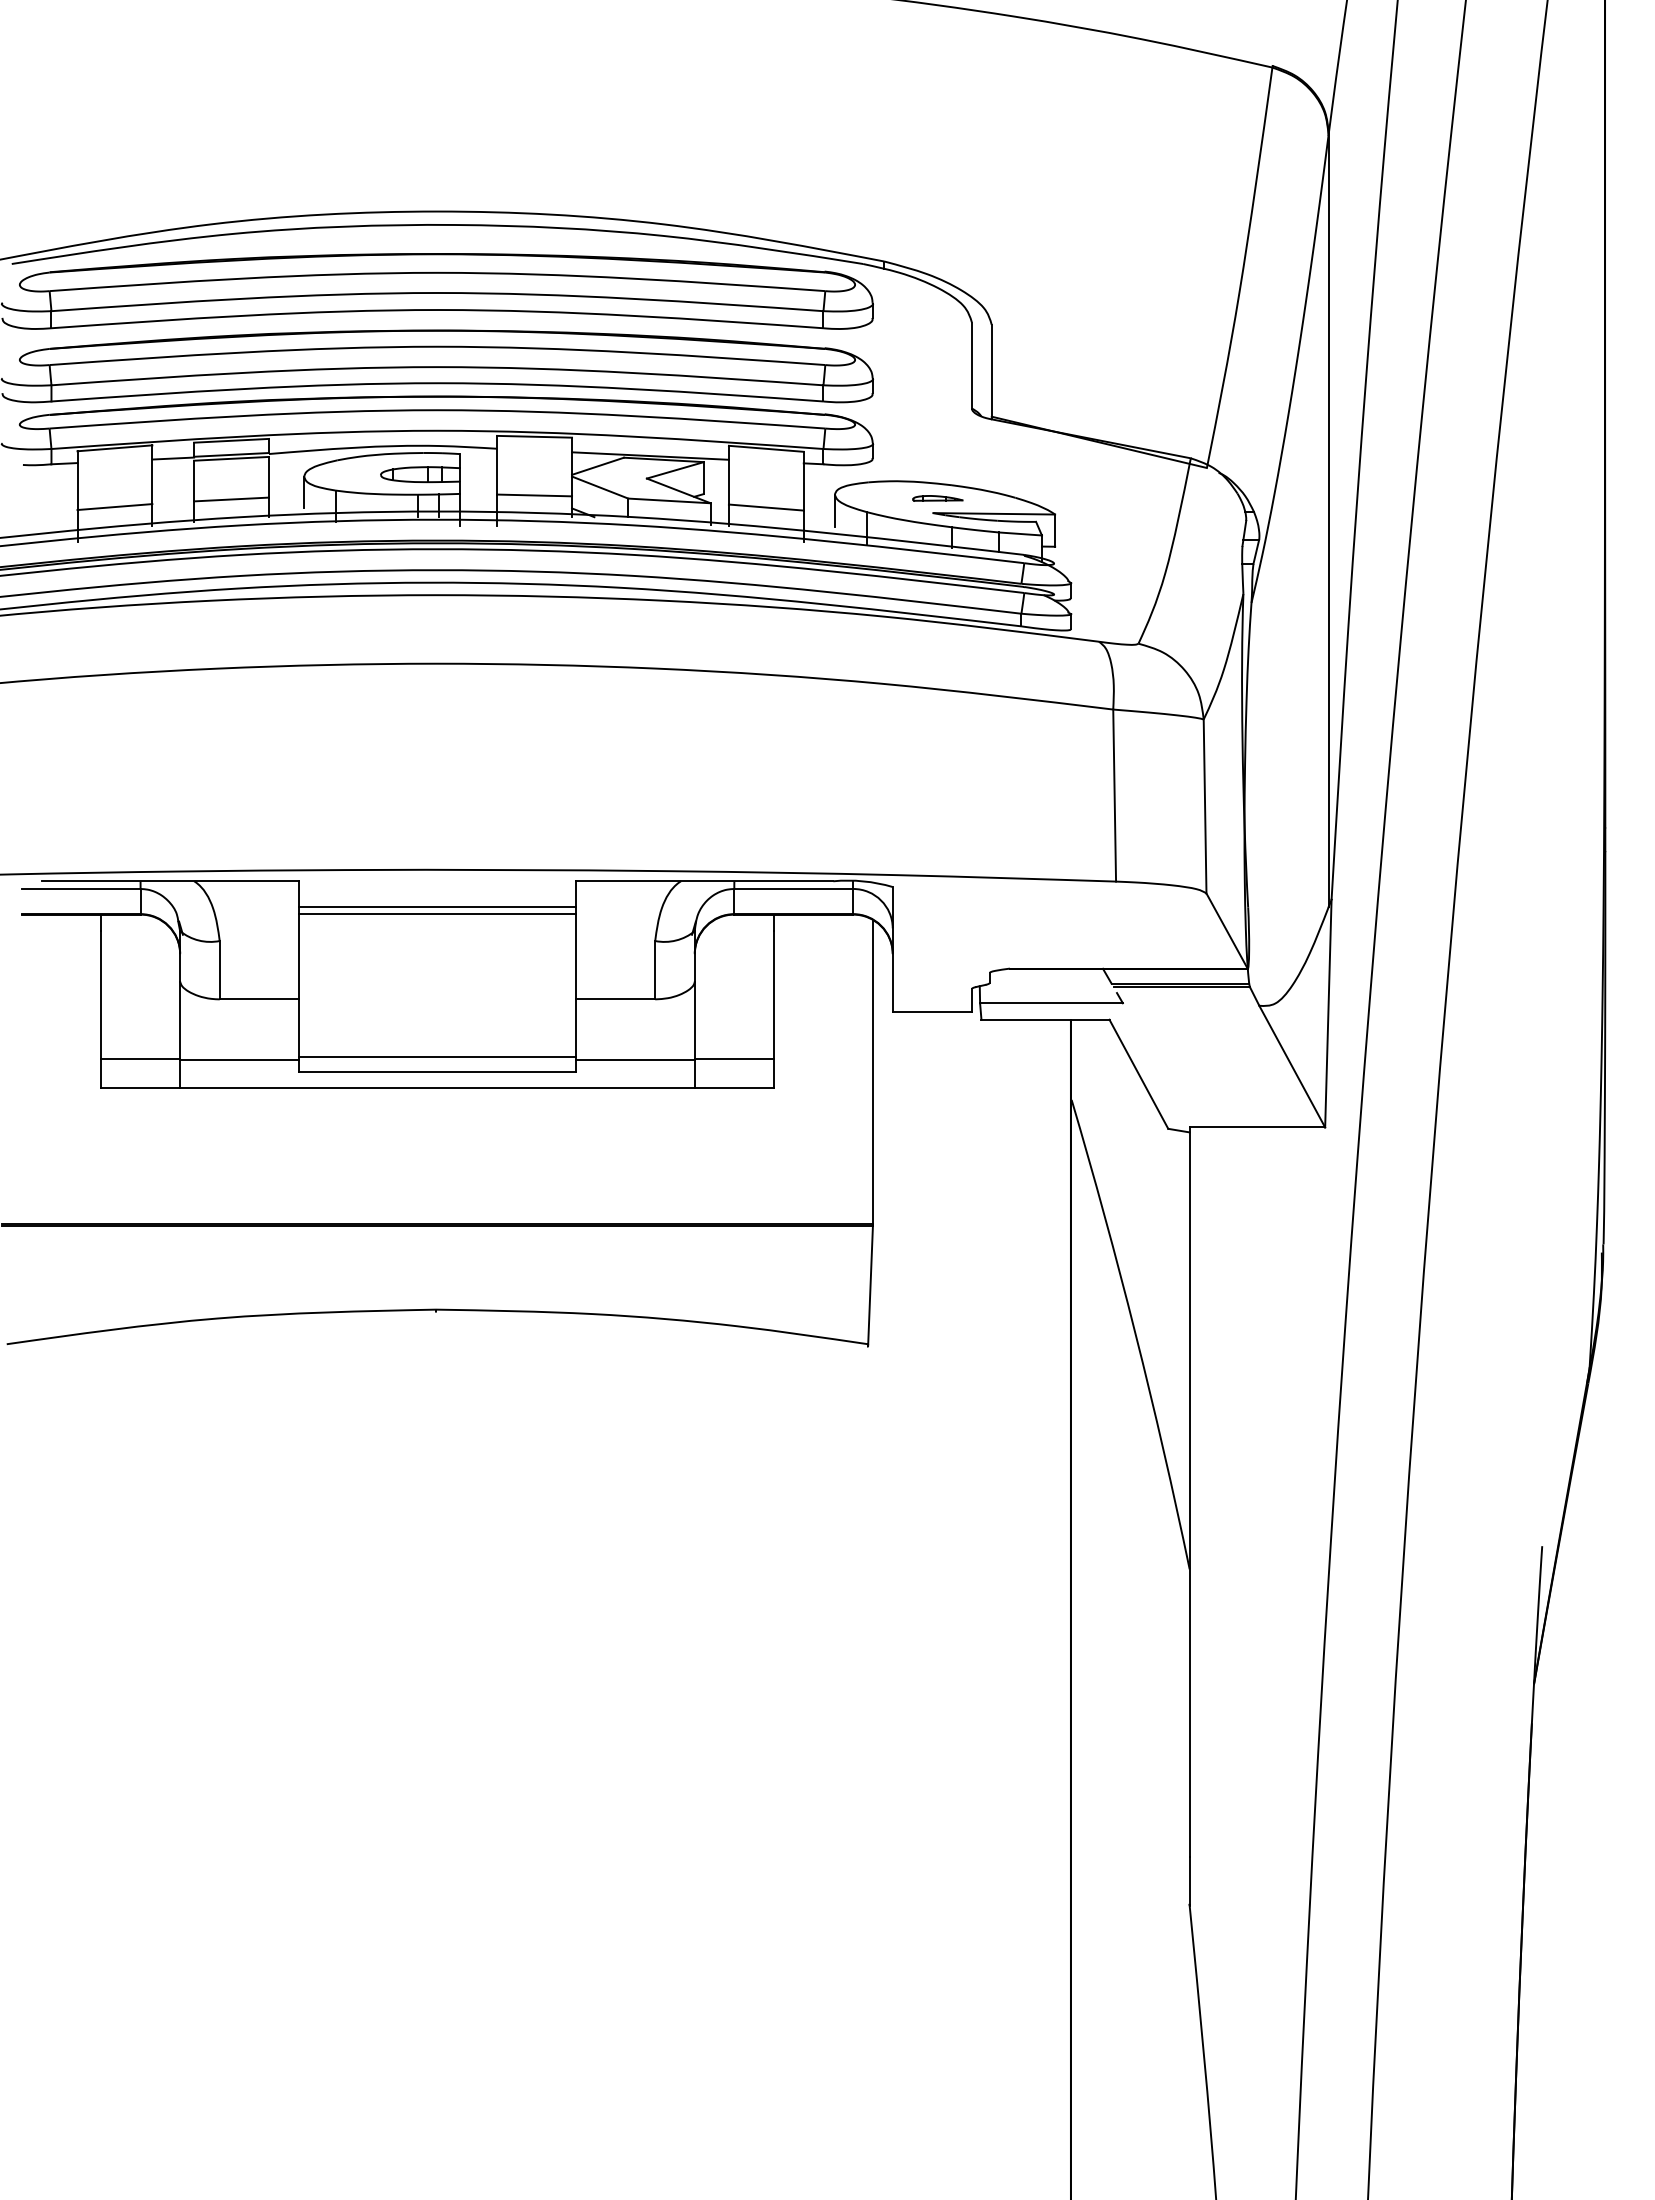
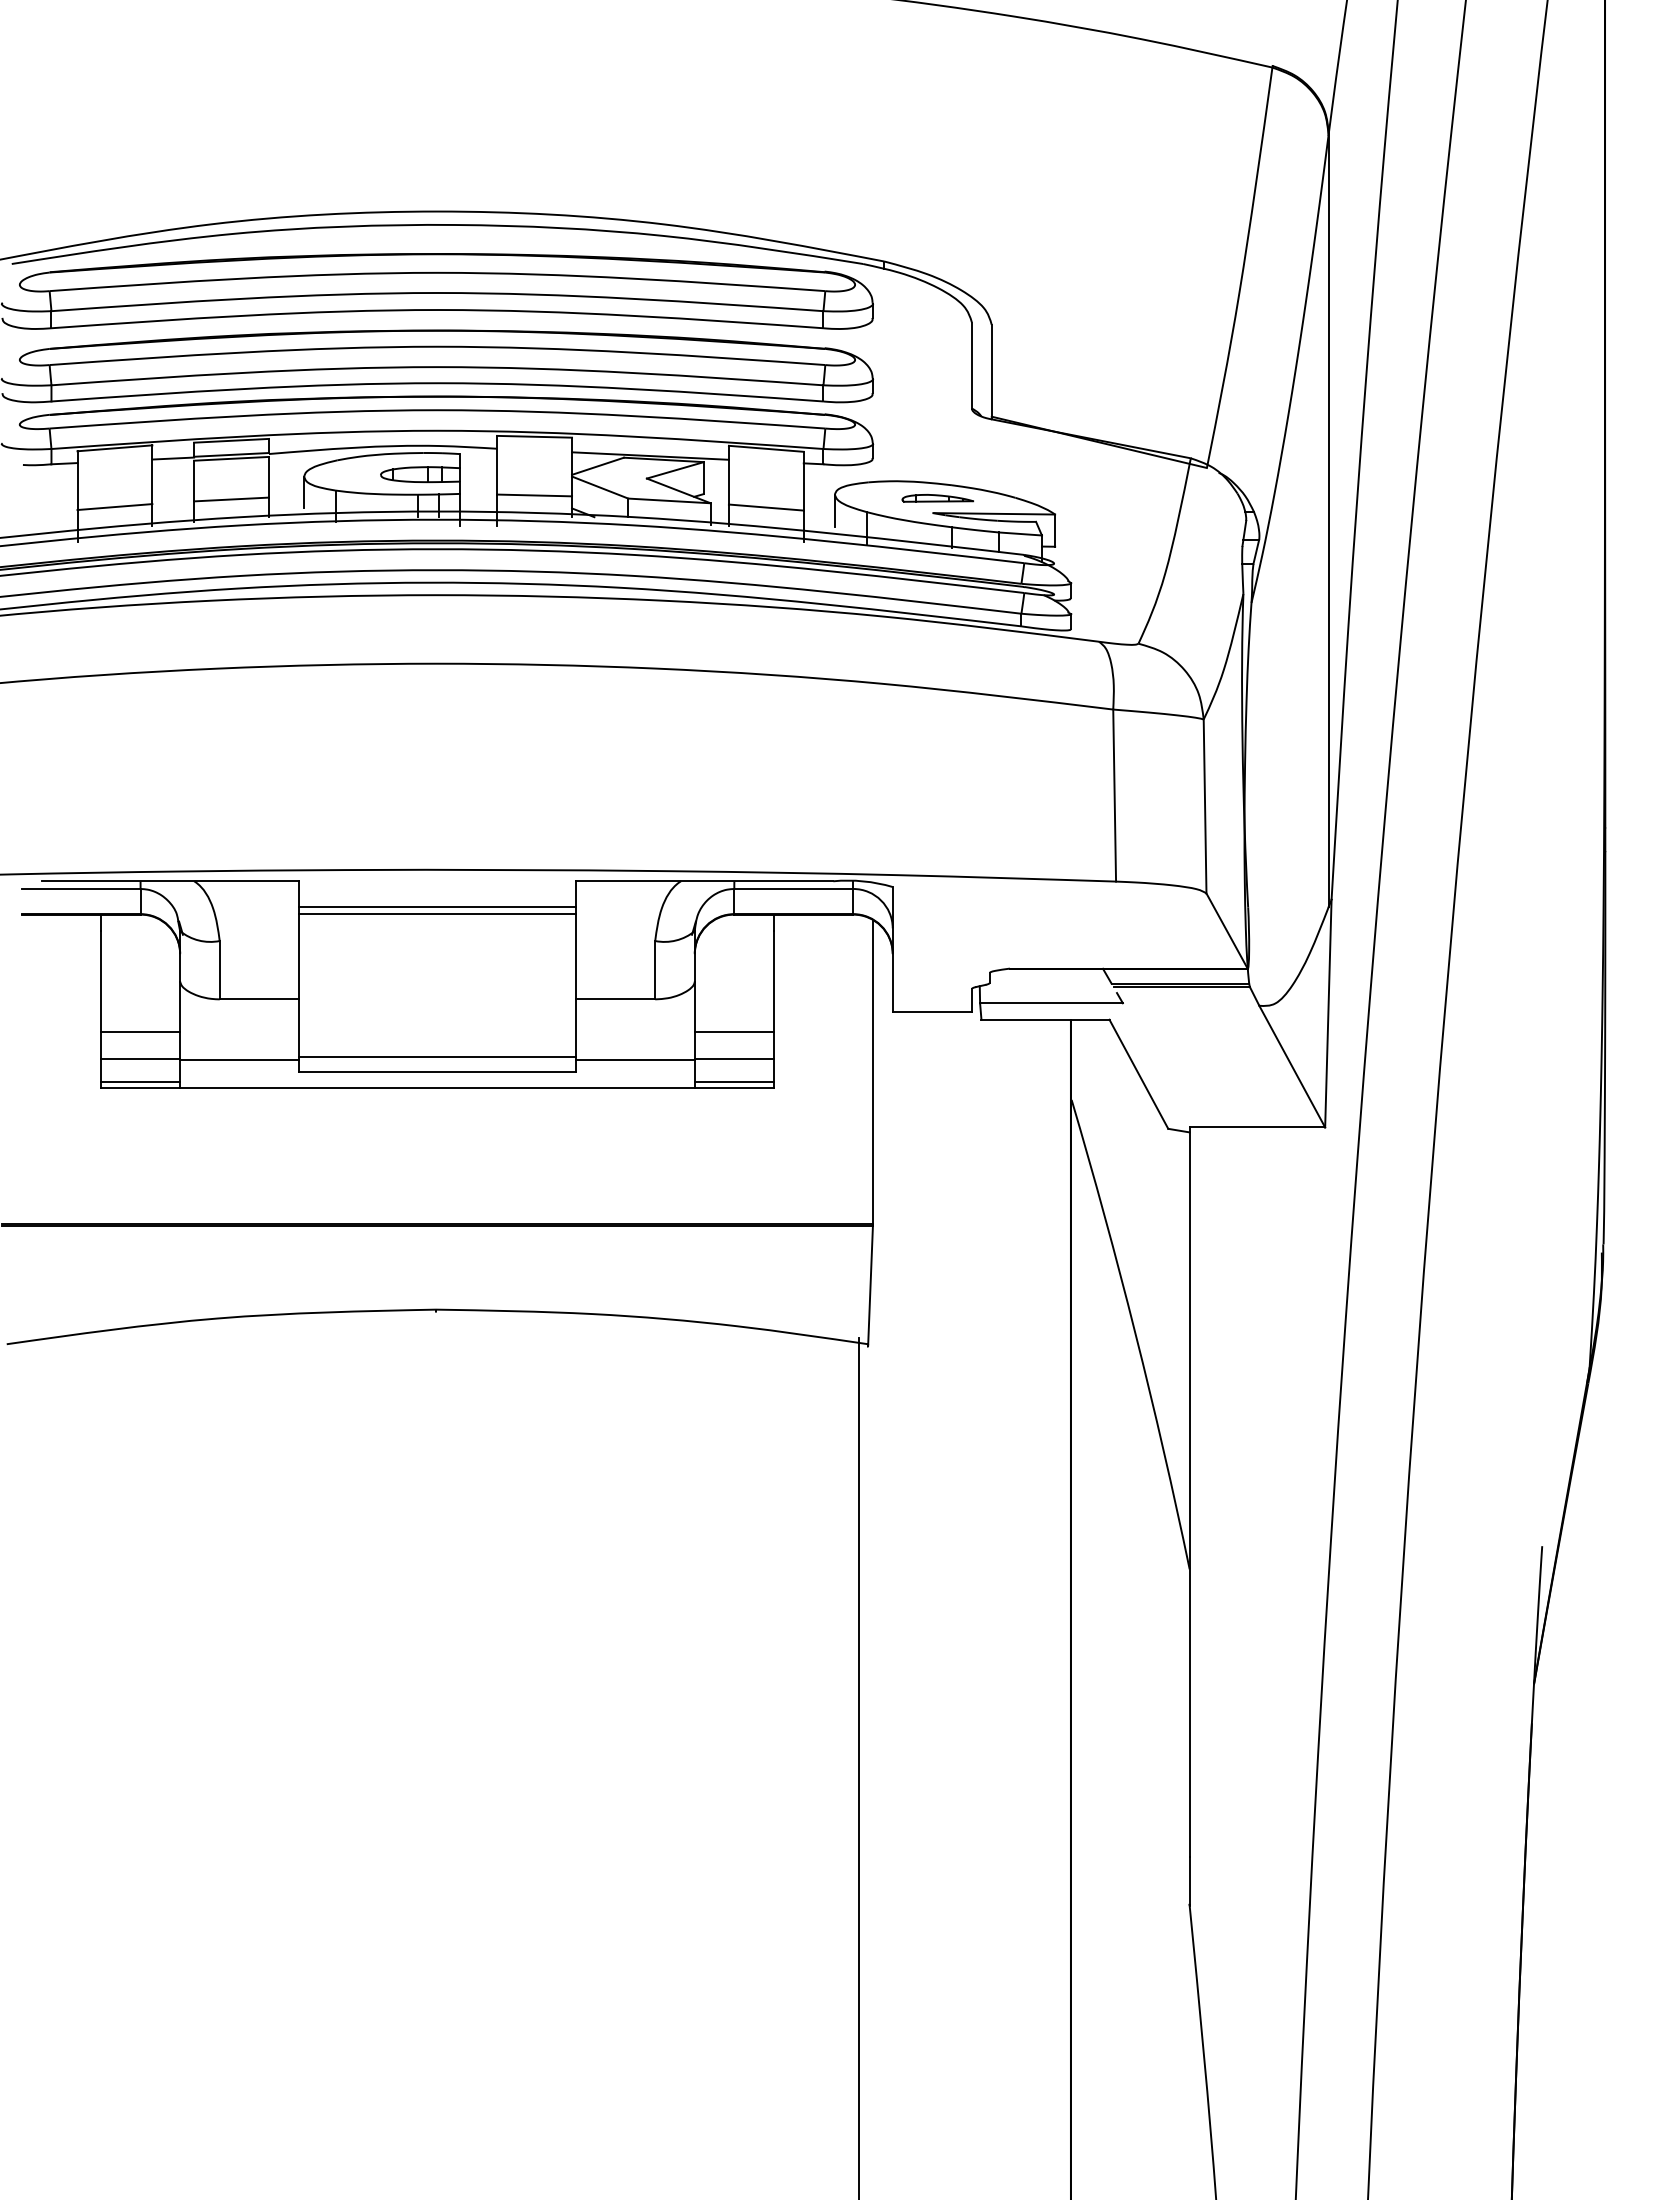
part size: 52x7 px -> 74x9 px (937, 498)
line: none -> present (140, 1032)
line: none -> present (733, 1032)
line: none -> present (140, 1081)
line: none -> present (733, 1081)
line: none -> present (859, 1766)
